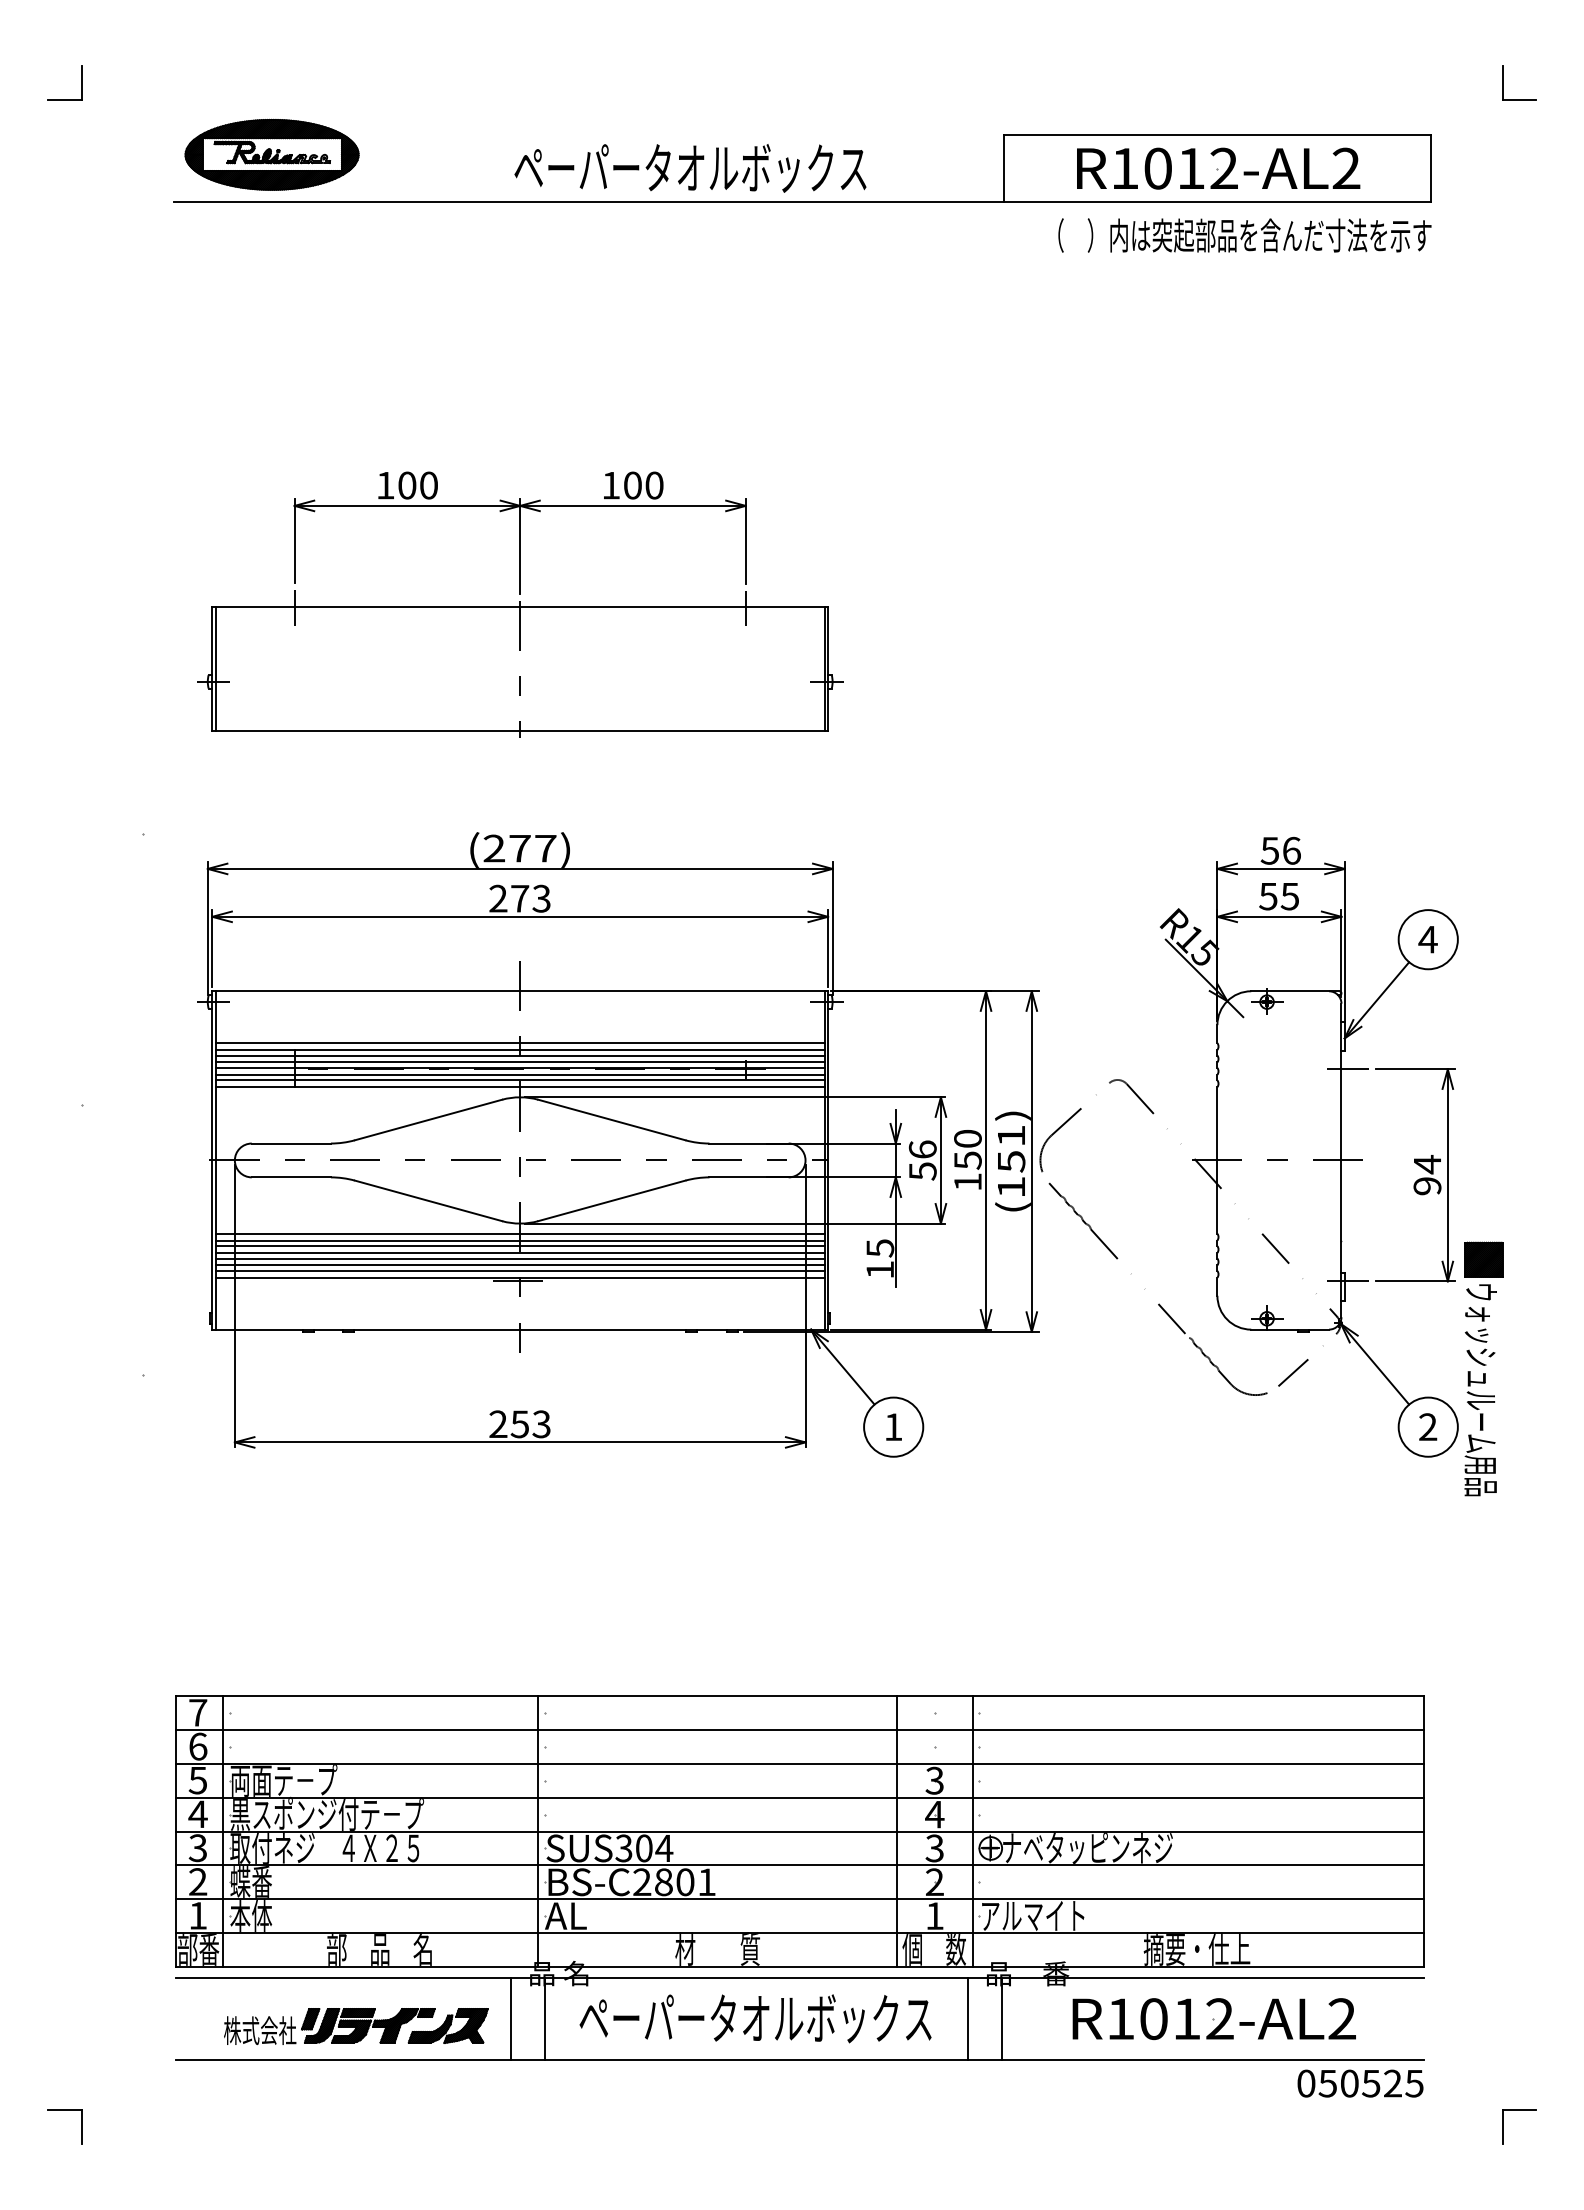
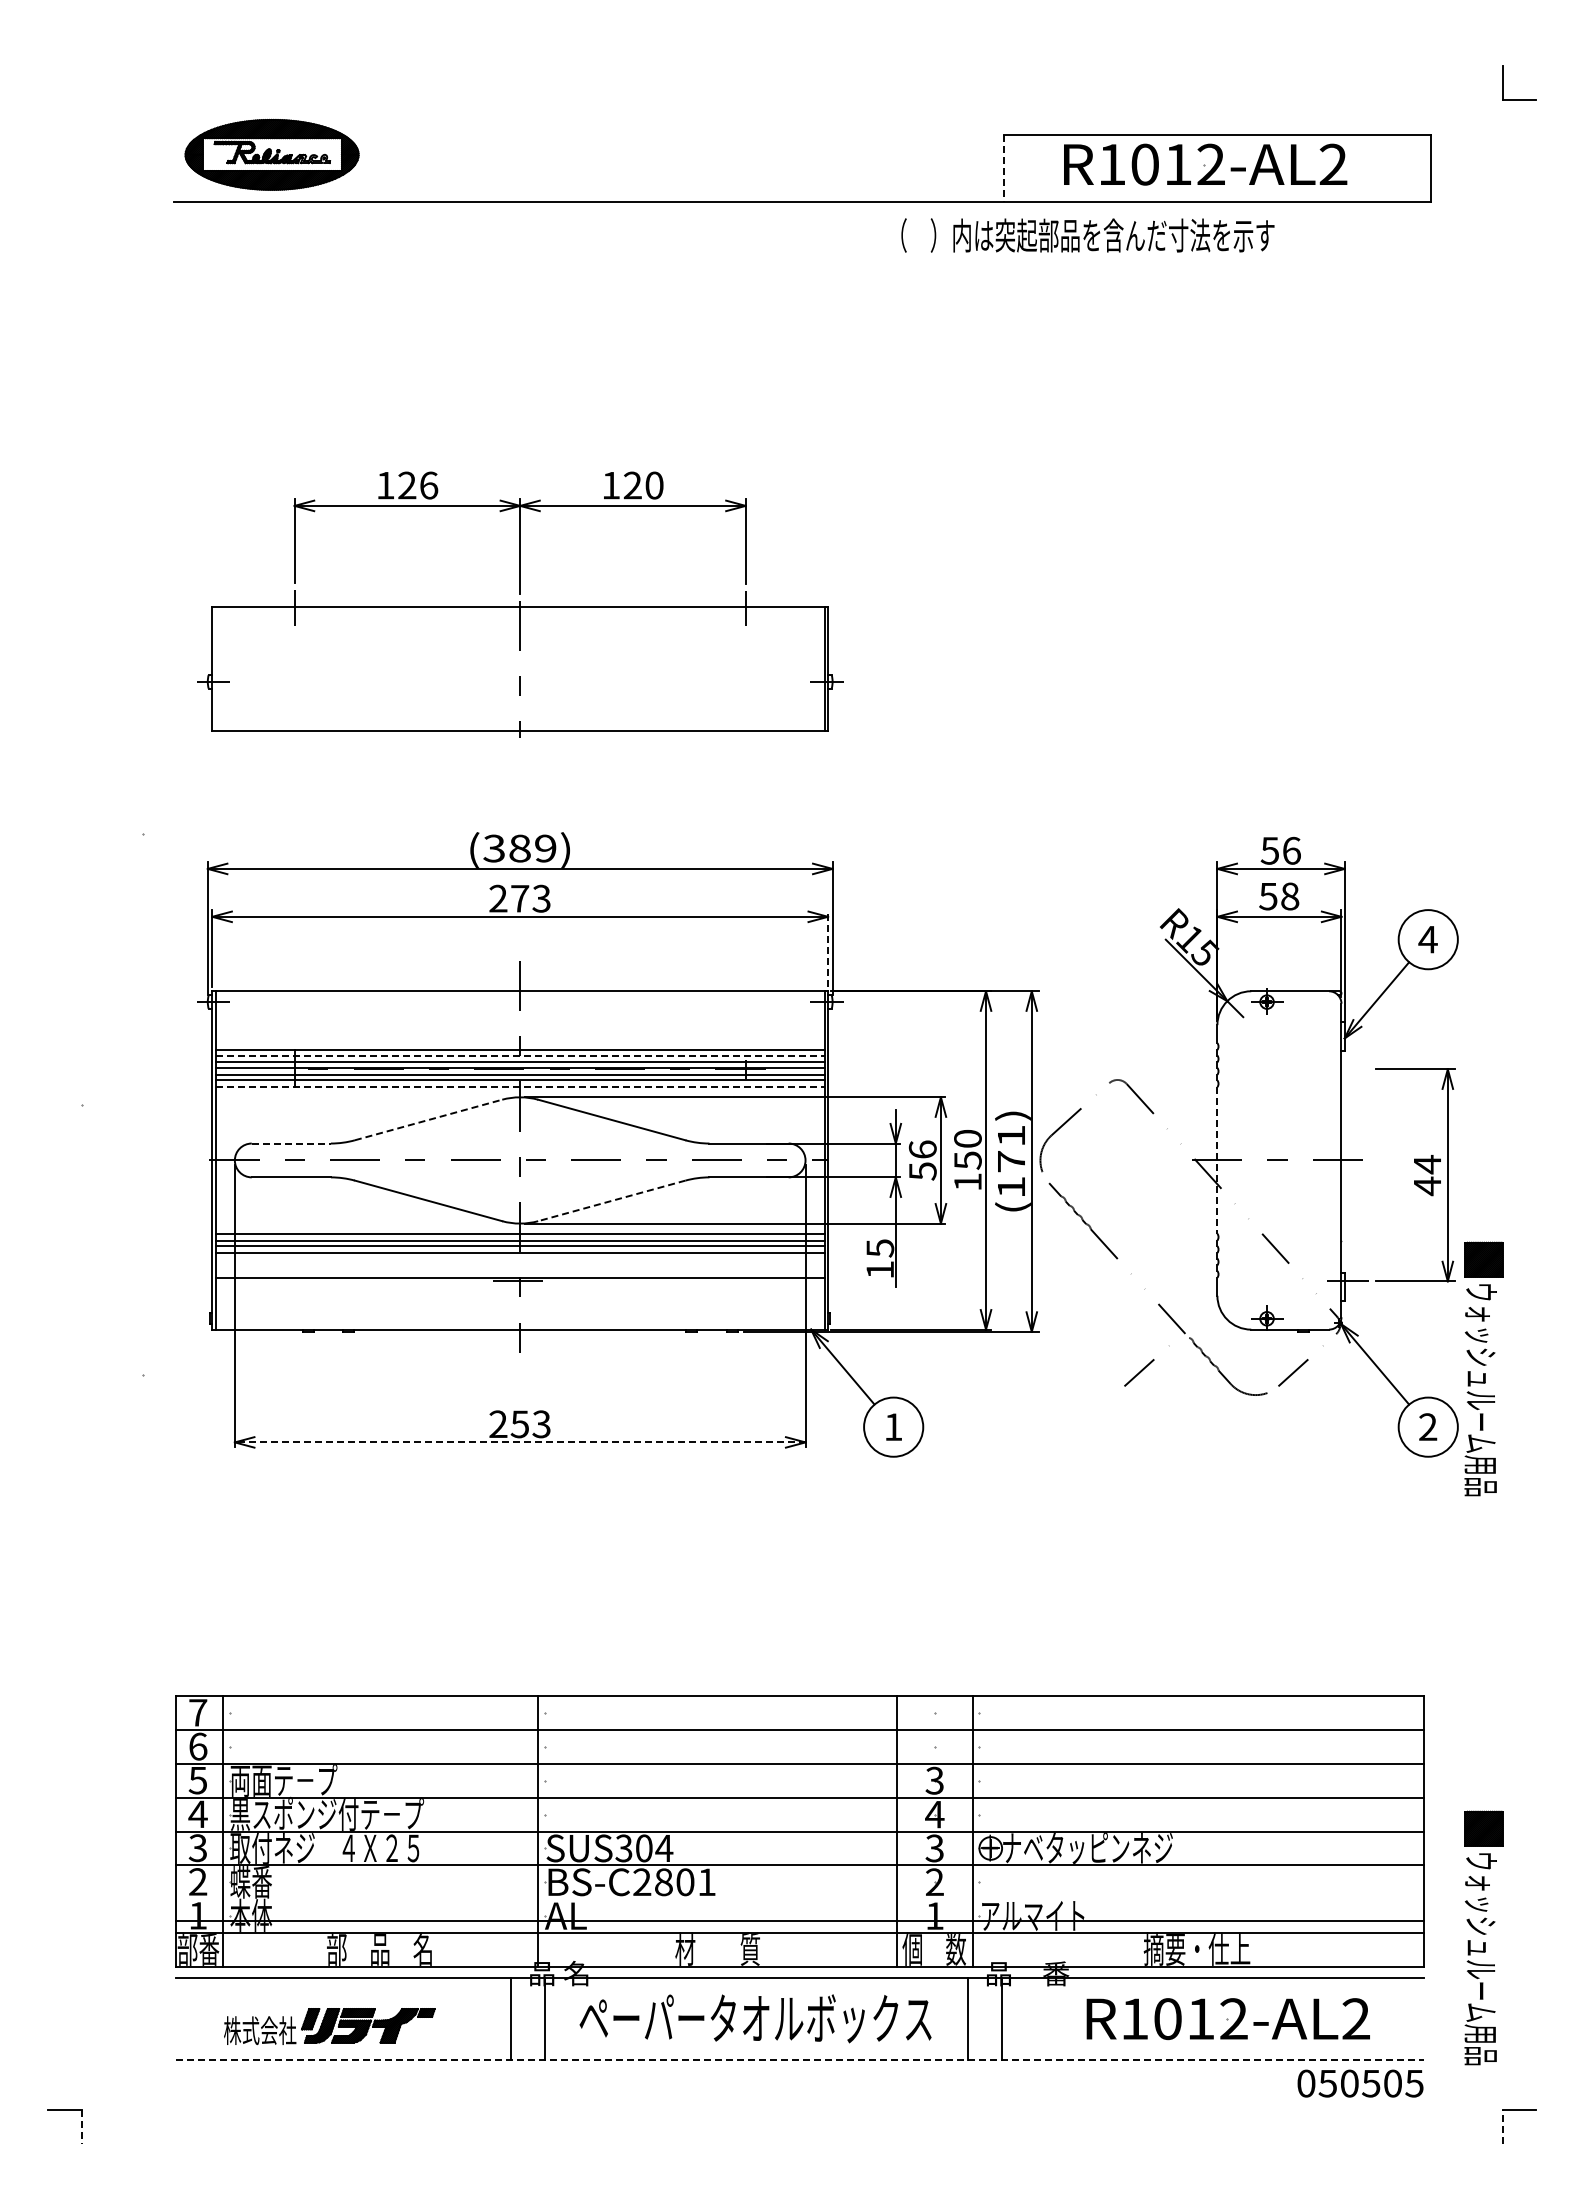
part: present -> none (81, 82)
part: present -> none (690, 168)
line: solid -> dashed (1003, 168)
part position: (1218, 168) -> (1205, 164) (1205, 164)
text position: (1244, 235) -> (1087, 235) (1087, 235)
text: 100 -> 126 (418, 485)
text: 100 -> 120 (632, 485)
line: present -> none (215, 669)
text: (277) -> (389) (519, 848)
text: 55 -> 58 (1289, 896)
line: solid -> dashed (828, 947)
line: present -> none (519, 1043)
line: solid -> dashed (520, 1055)
line: present -> none (1347, 1069)
line: solid -> dashed (520, 1087)
line: solid -> dashed (429, 1119)
line: solid -> dashed (291, 1143)
line: solid -> dashed (1217, 1160)
text: (151) -> (171) (1011, 1161)
text: 94 -> 44 (1427, 1186)
line: solid -> dashed (611, 1201)
line: present -> none (519, 1258)
line: present -> none (519, 1265)
line: present -> none (519, 1270)
line: none -> present (1146, 1365)
line: solid -> dashed (519, 1442)
line position: (799, 1899) -> (799, 1921) (799, 1921)
part: none -> present (1483, 1937)
part position: (1213, 2019) -> (1227, 2019) (1227, 2019)
part: present -> none (447, 2025)
line: solid -> dashed (800, 2059)
text: 050525 -> 050505 (1392, 2083)
line: solid -> dashed (81, 2126)
line: solid -> dashed (1502, 2126)
